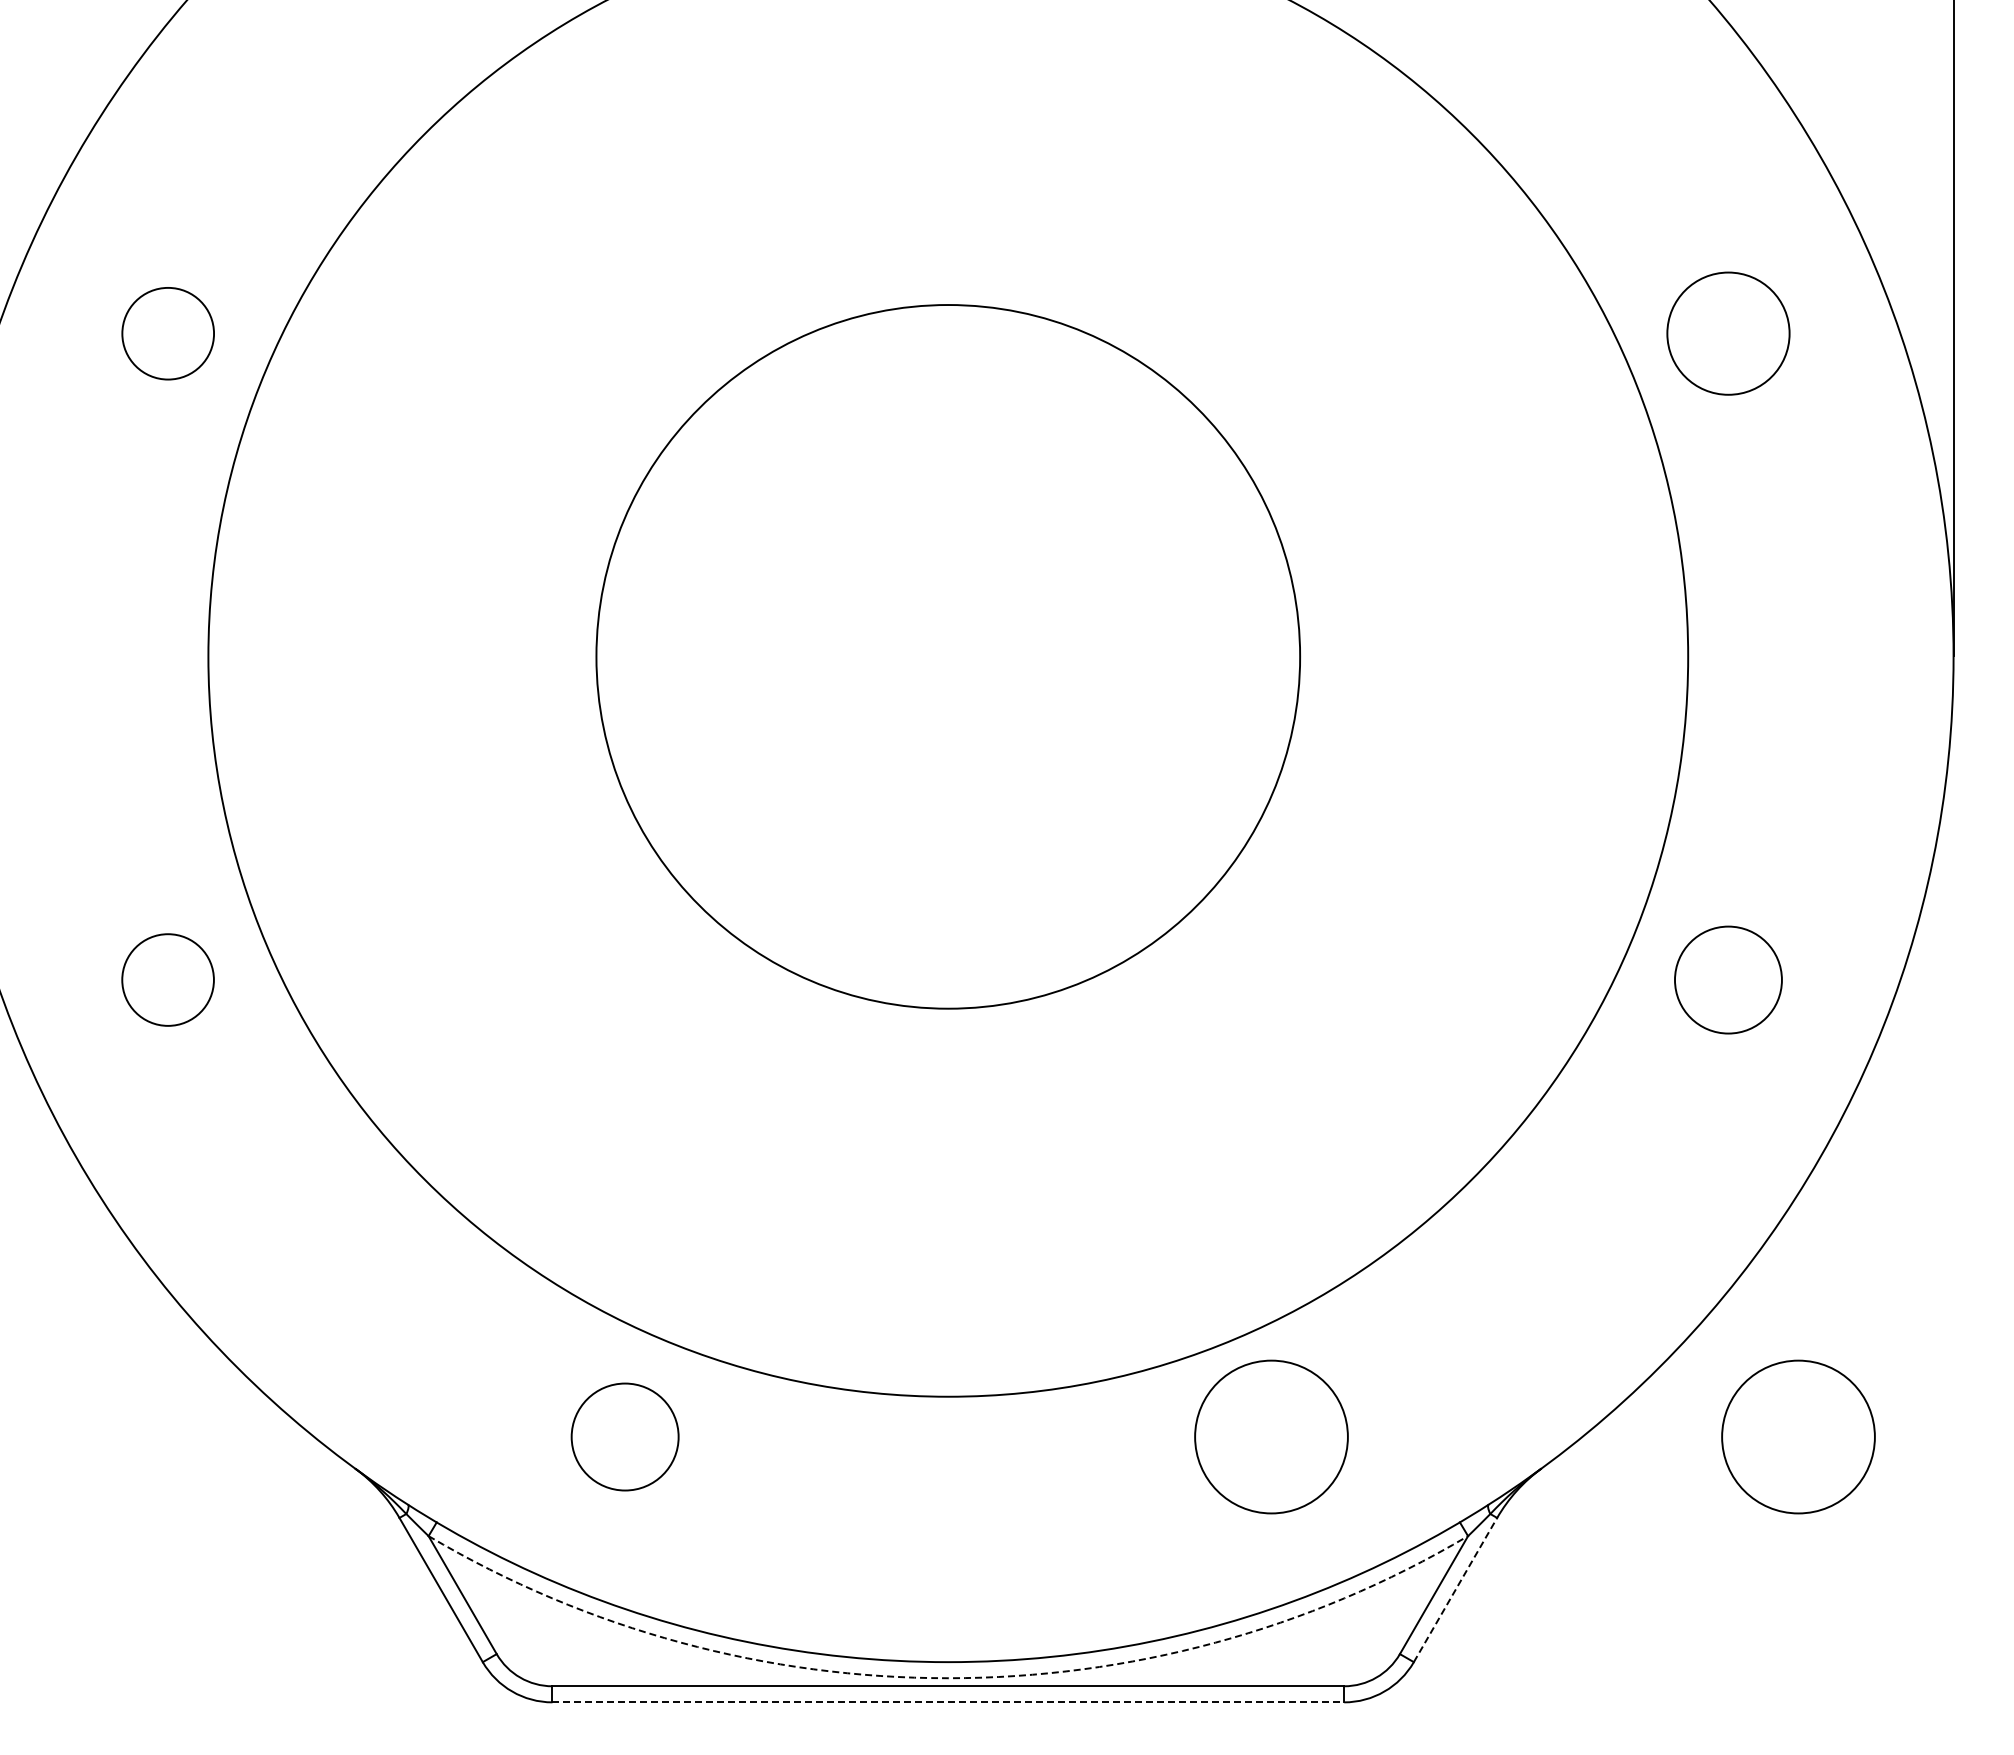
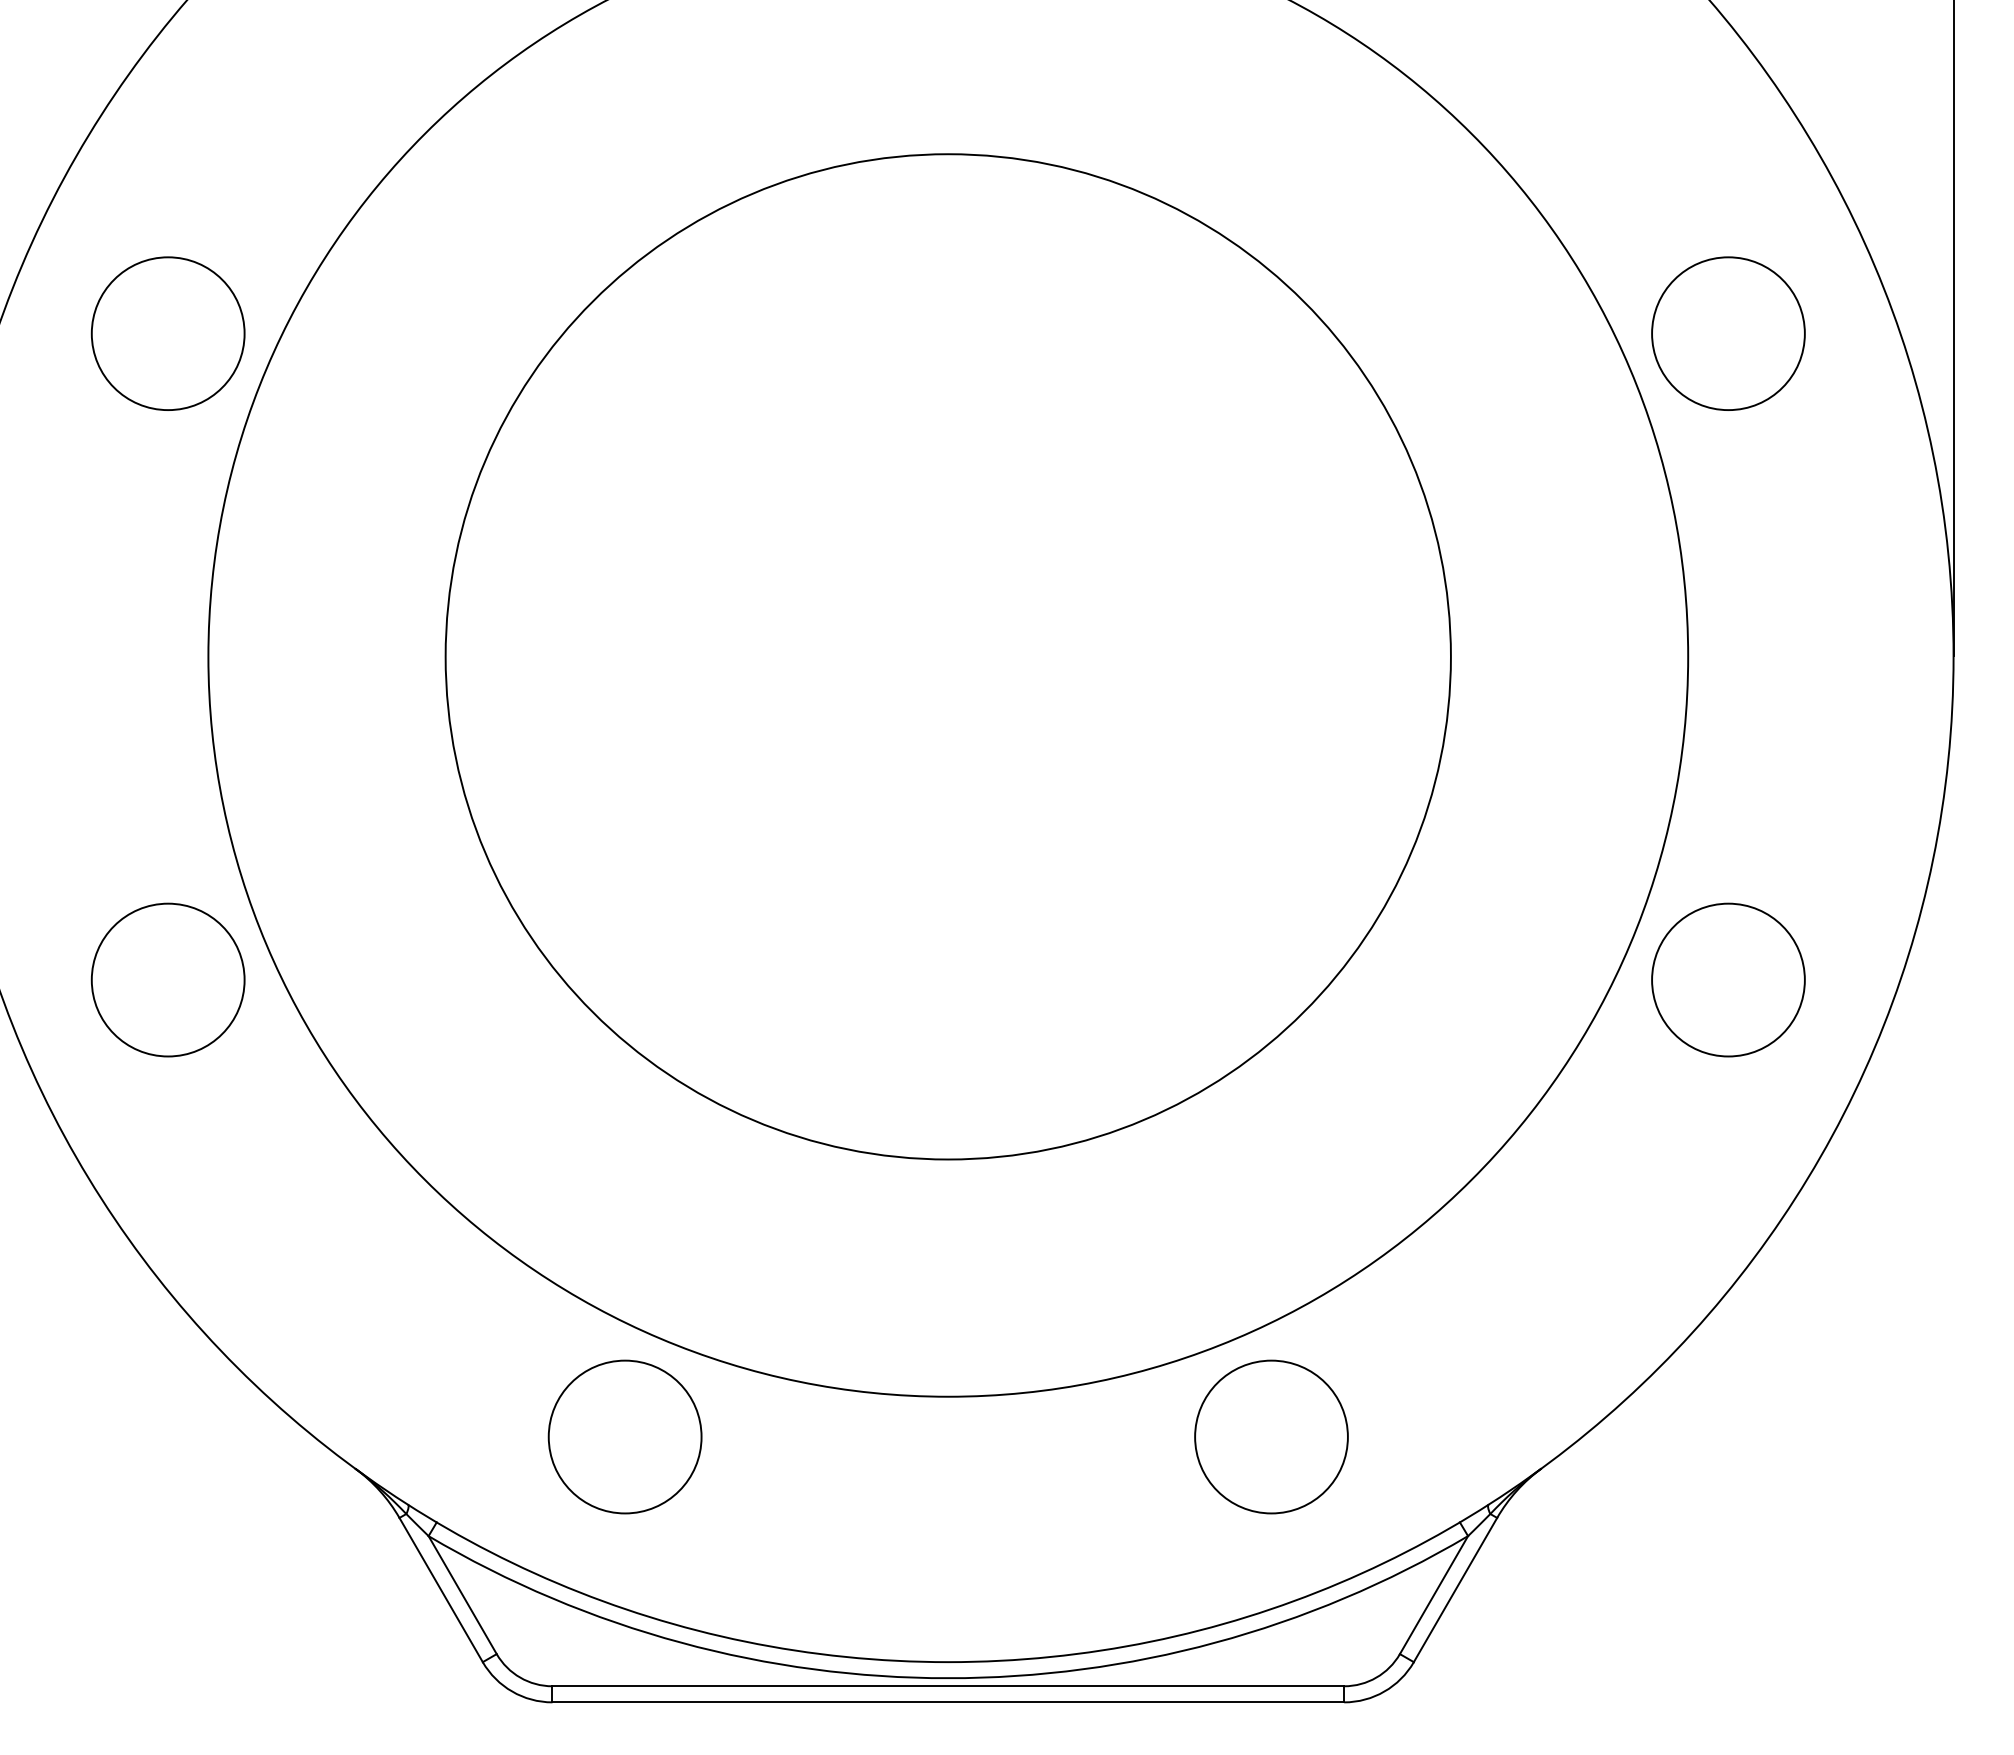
circle diameter: 92 px -> 153 px (167, 333)
circle size: 125x125 px -> 155x155 px (1728, 333)
circle diameter: 704 px -> 1005 px (947, 656)
circle size: 94x94 px -> 156x156 px (167, 979)
circle diameter: 107 px -> 153 px (1728, 979)
circle diameter: 107 px -> 153 px (624, 1436)
circle: present -> none (1798, 1436)
line: dashed -> solid (1455, 1589)
arc: dashed -> solid (948, 1678)
line: dashed -> solid (948, 1702)
